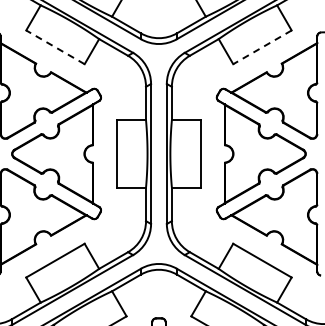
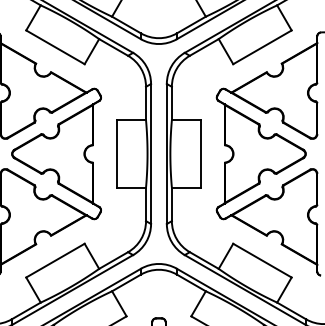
line: dashed -> solid (55, 47)
line: dashed -> solid (262, 47)
